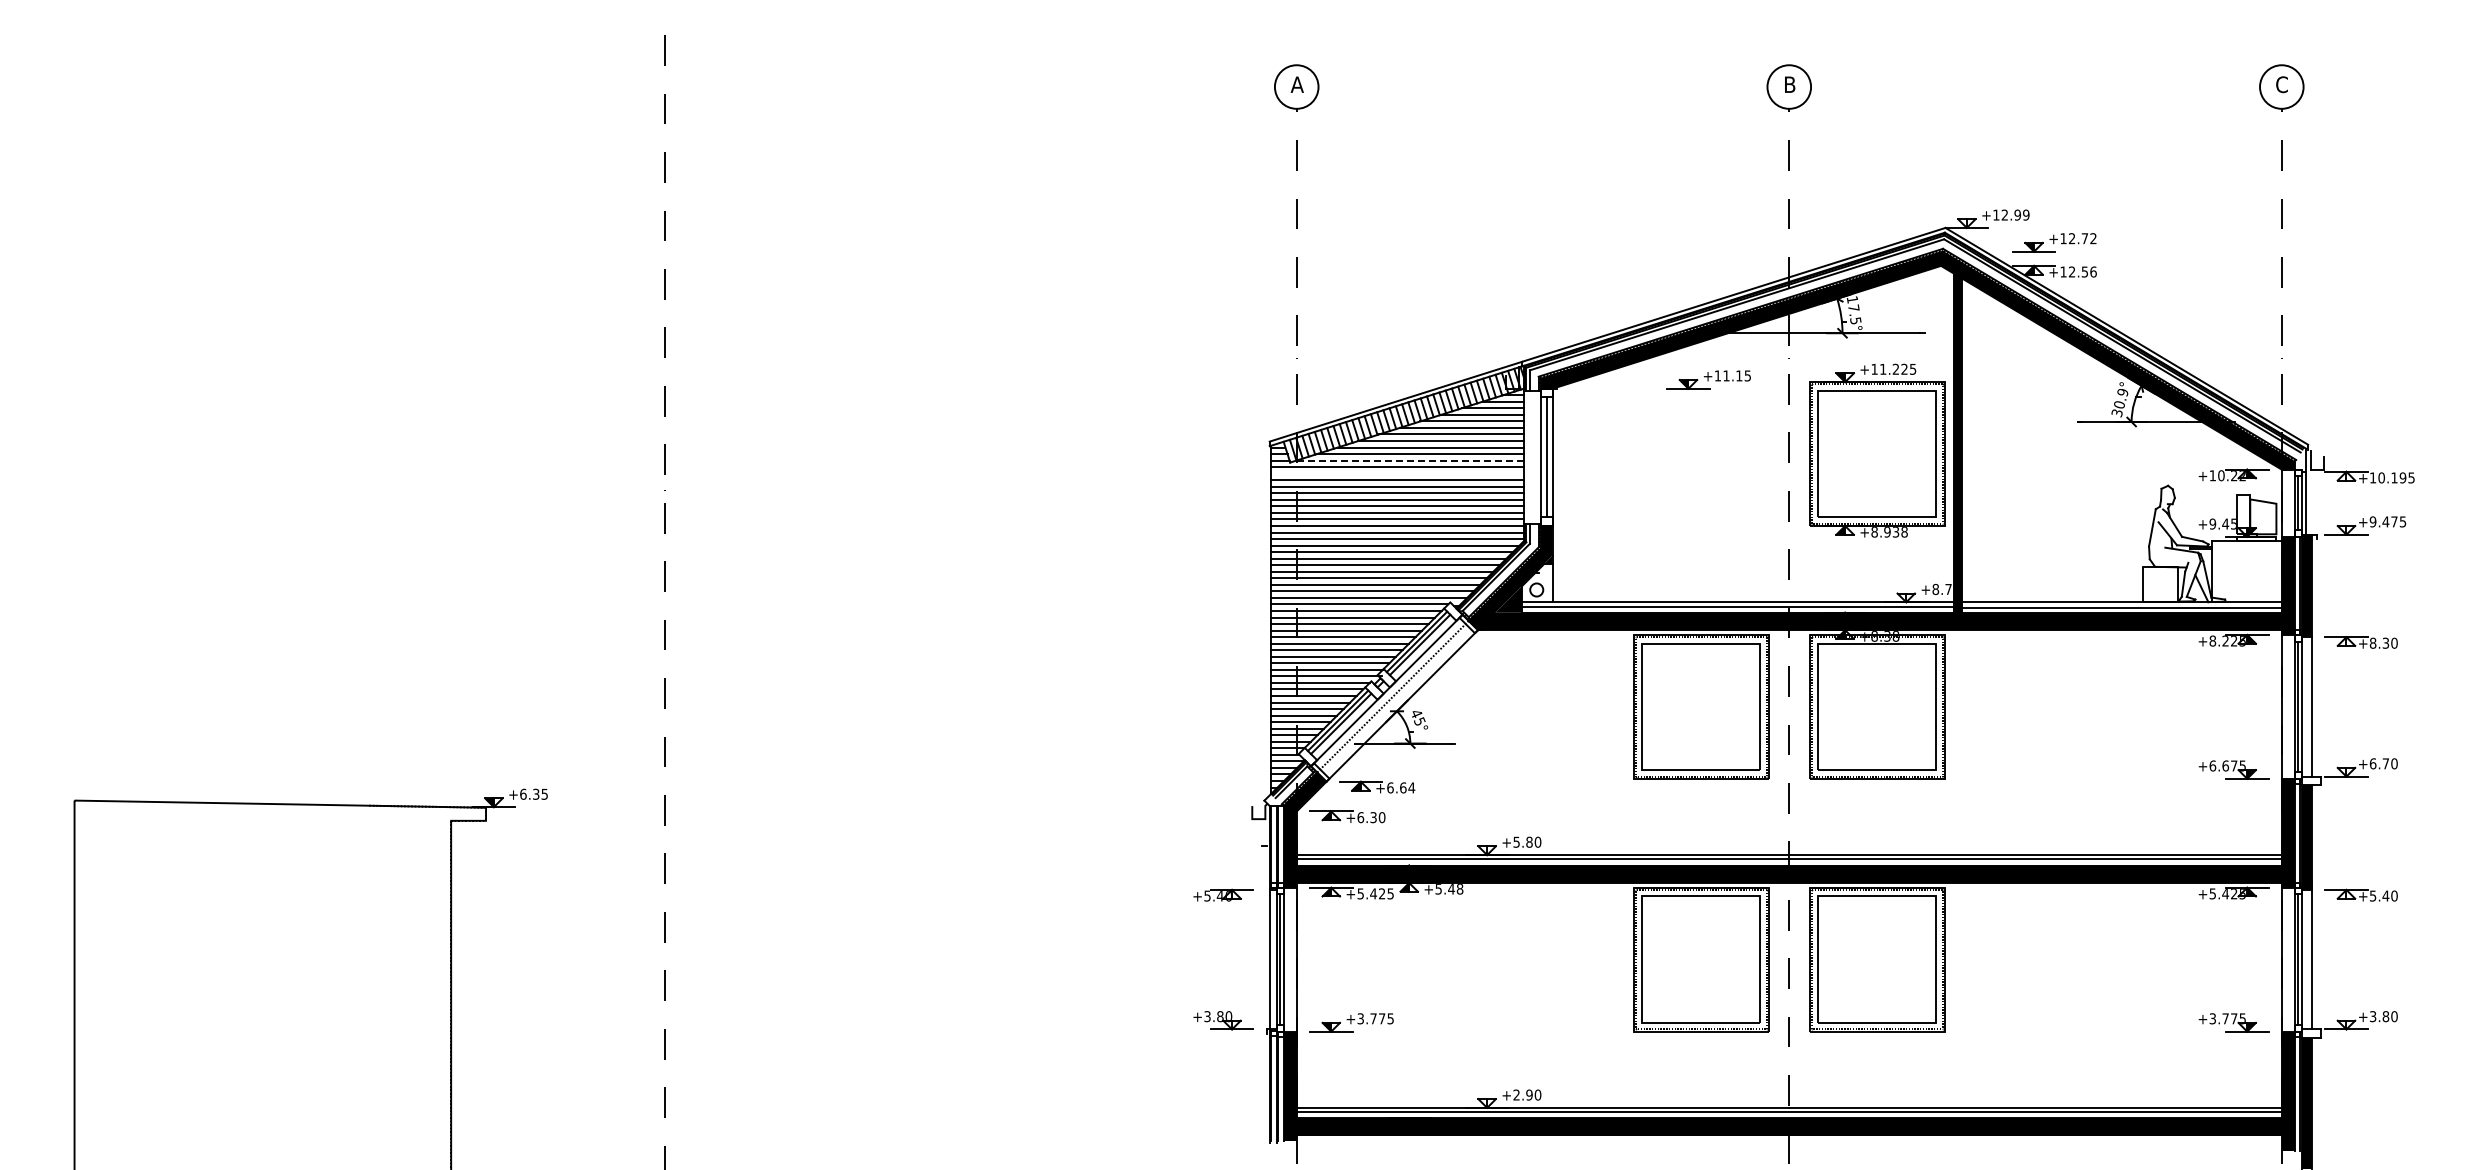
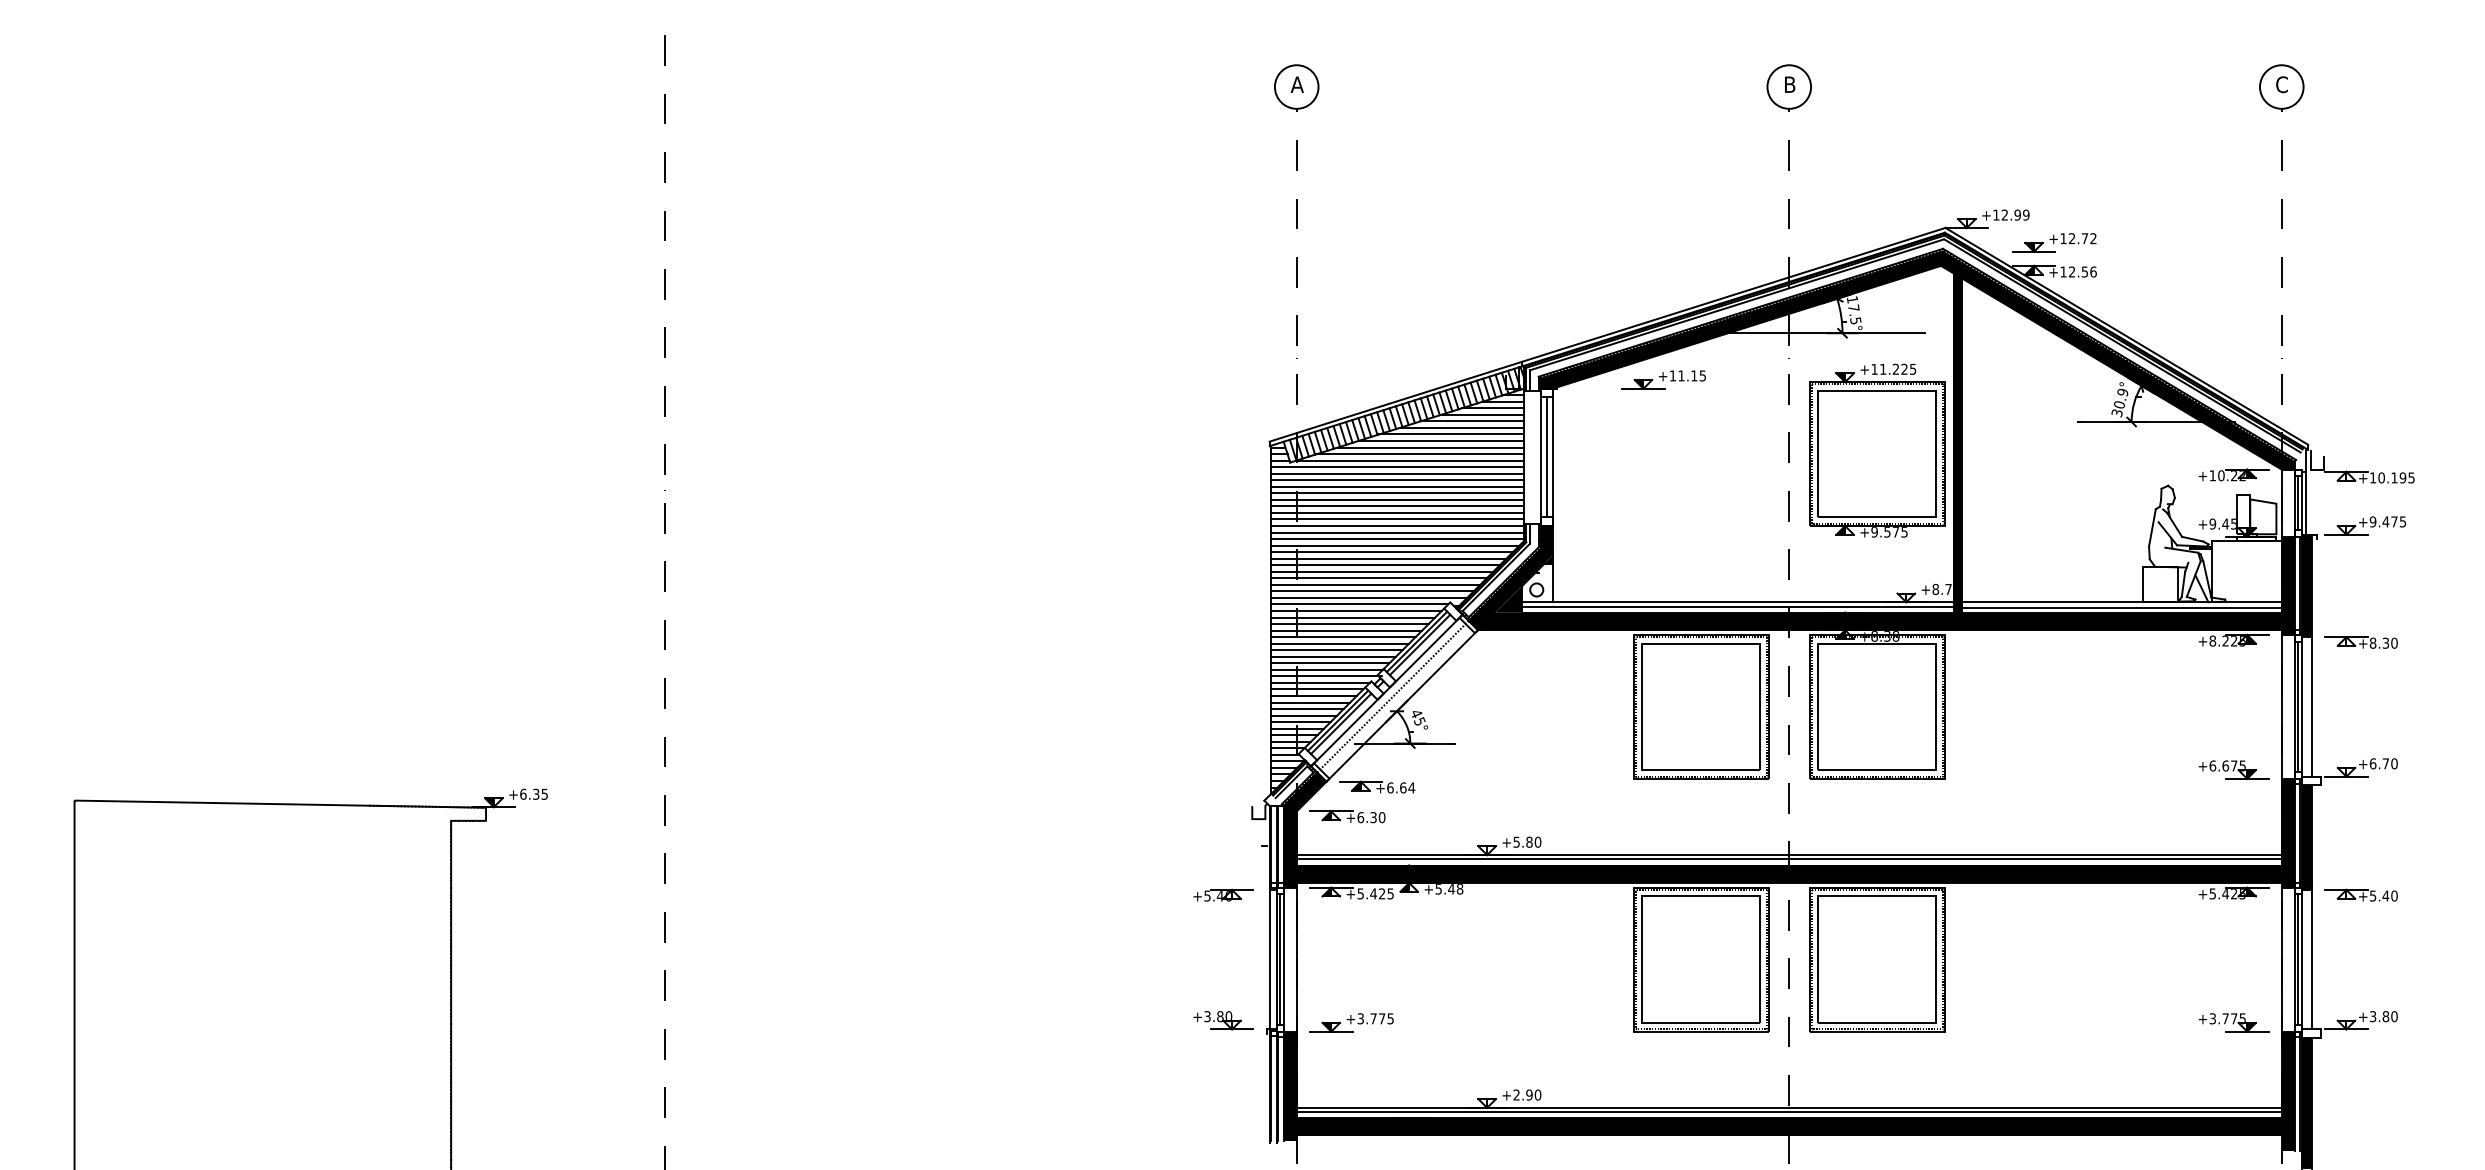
part position: (1708, 379) -> (1663, 379) (1663, 379)
line: dashed -> solid (1410, 460)
line: none -> present (1397, 473)
text: +8.938 -> +9.575 (1889, 532)
